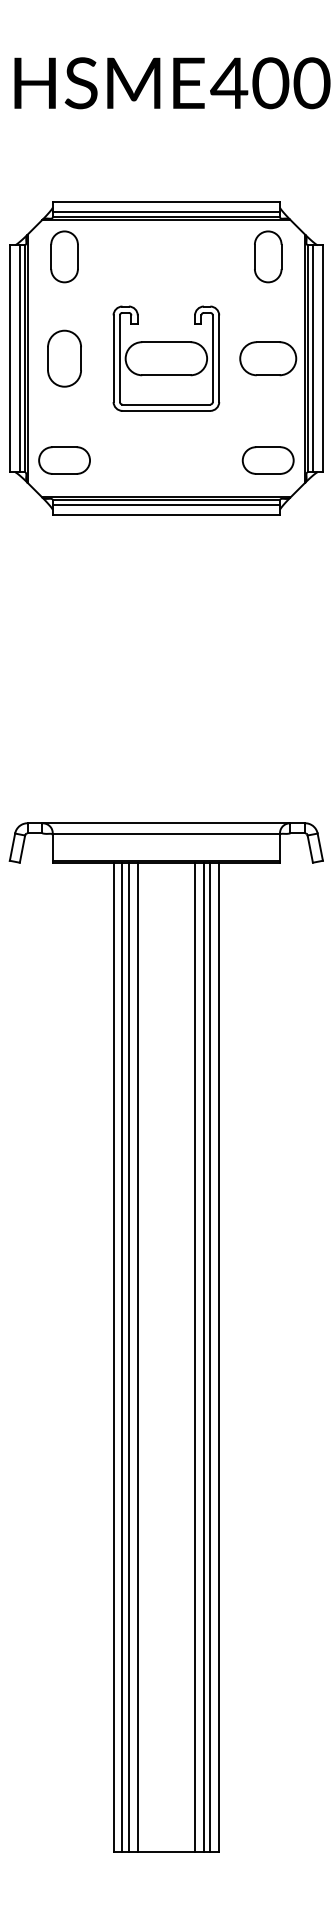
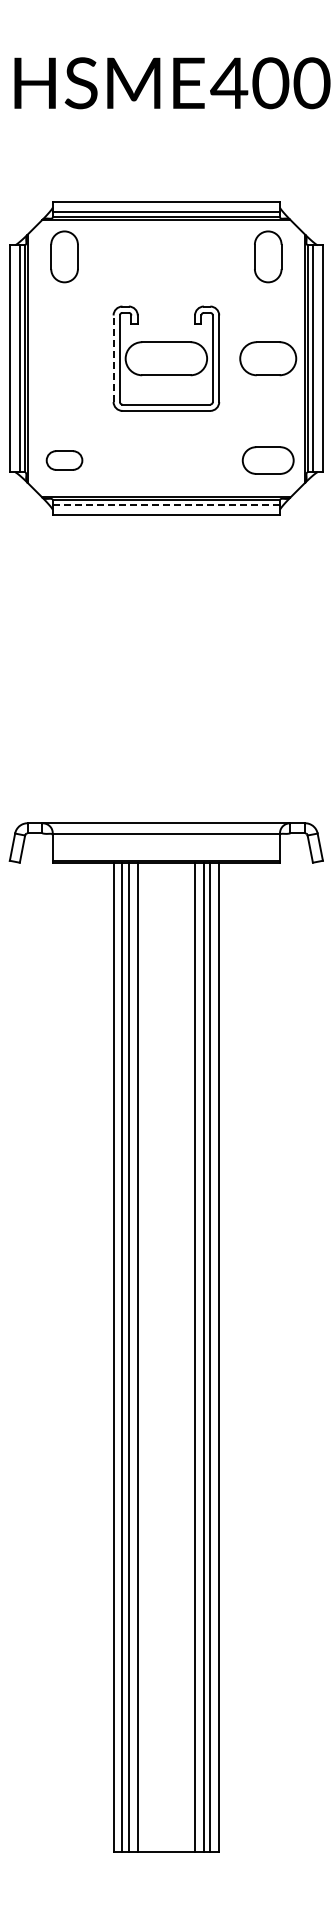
part: present -> none (64, 358)
line: solid -> dashed (113, 358)
part size: 53x29 px -> 39x21 px (64, 460)
line: solid -> dashed (166, 505)
